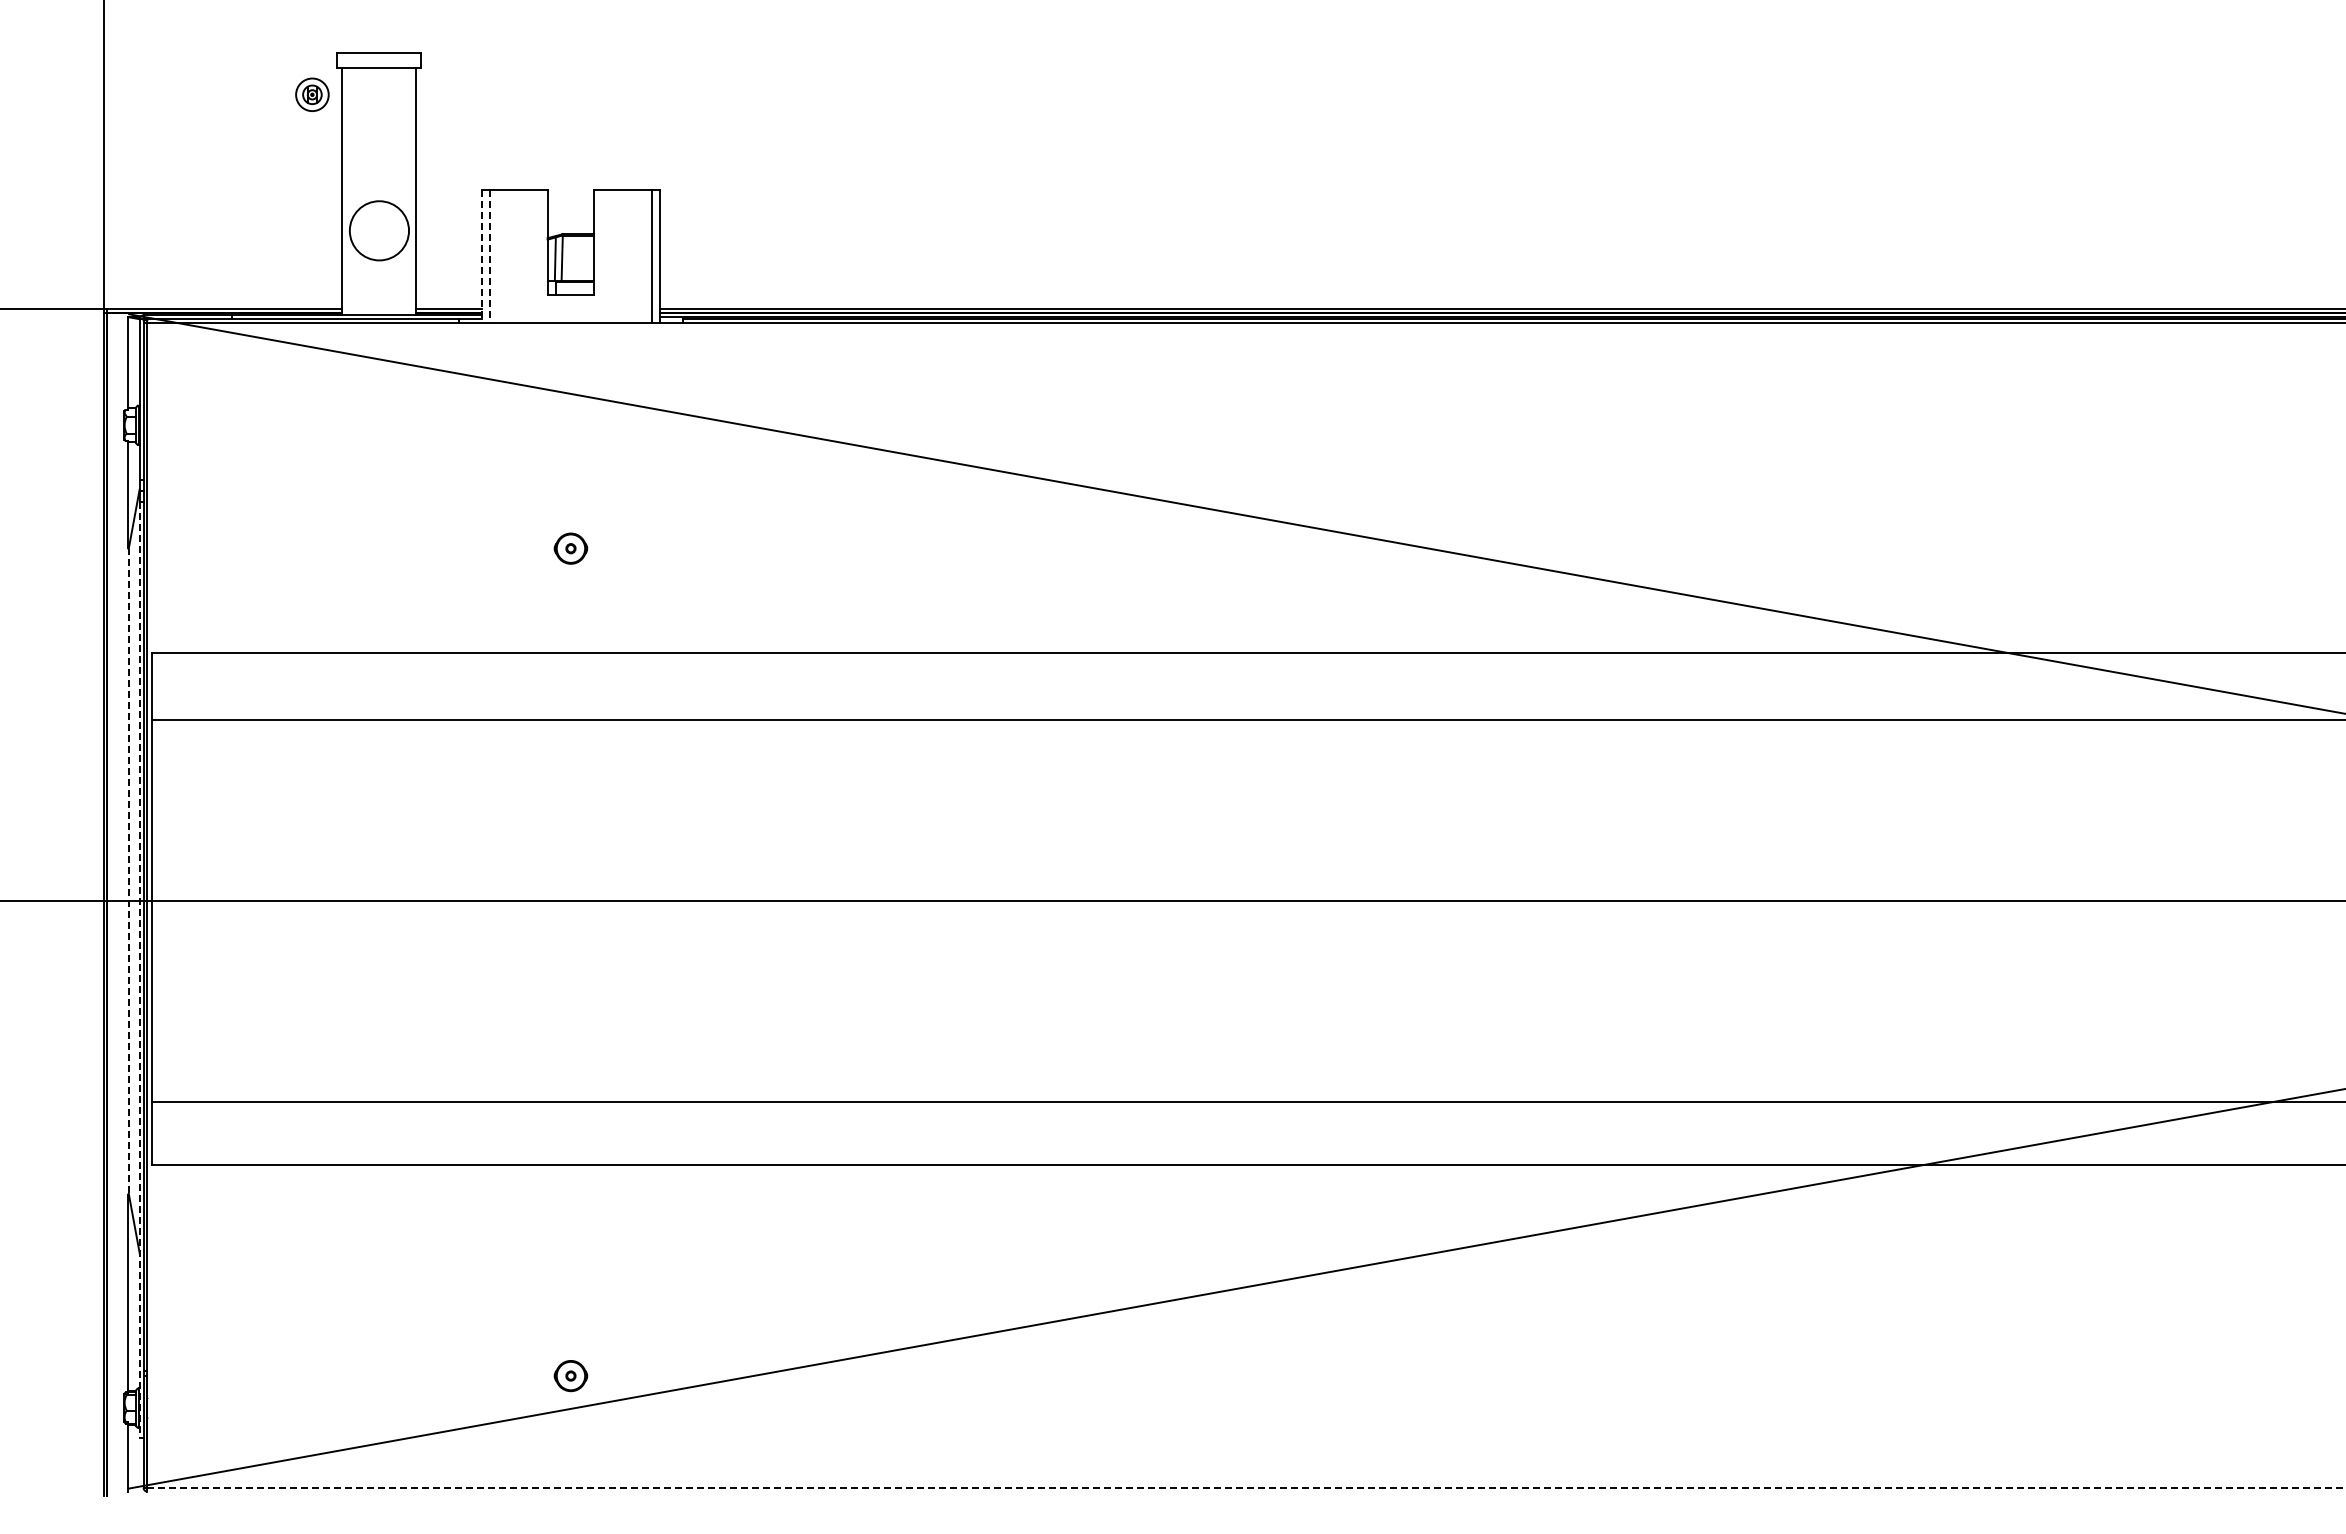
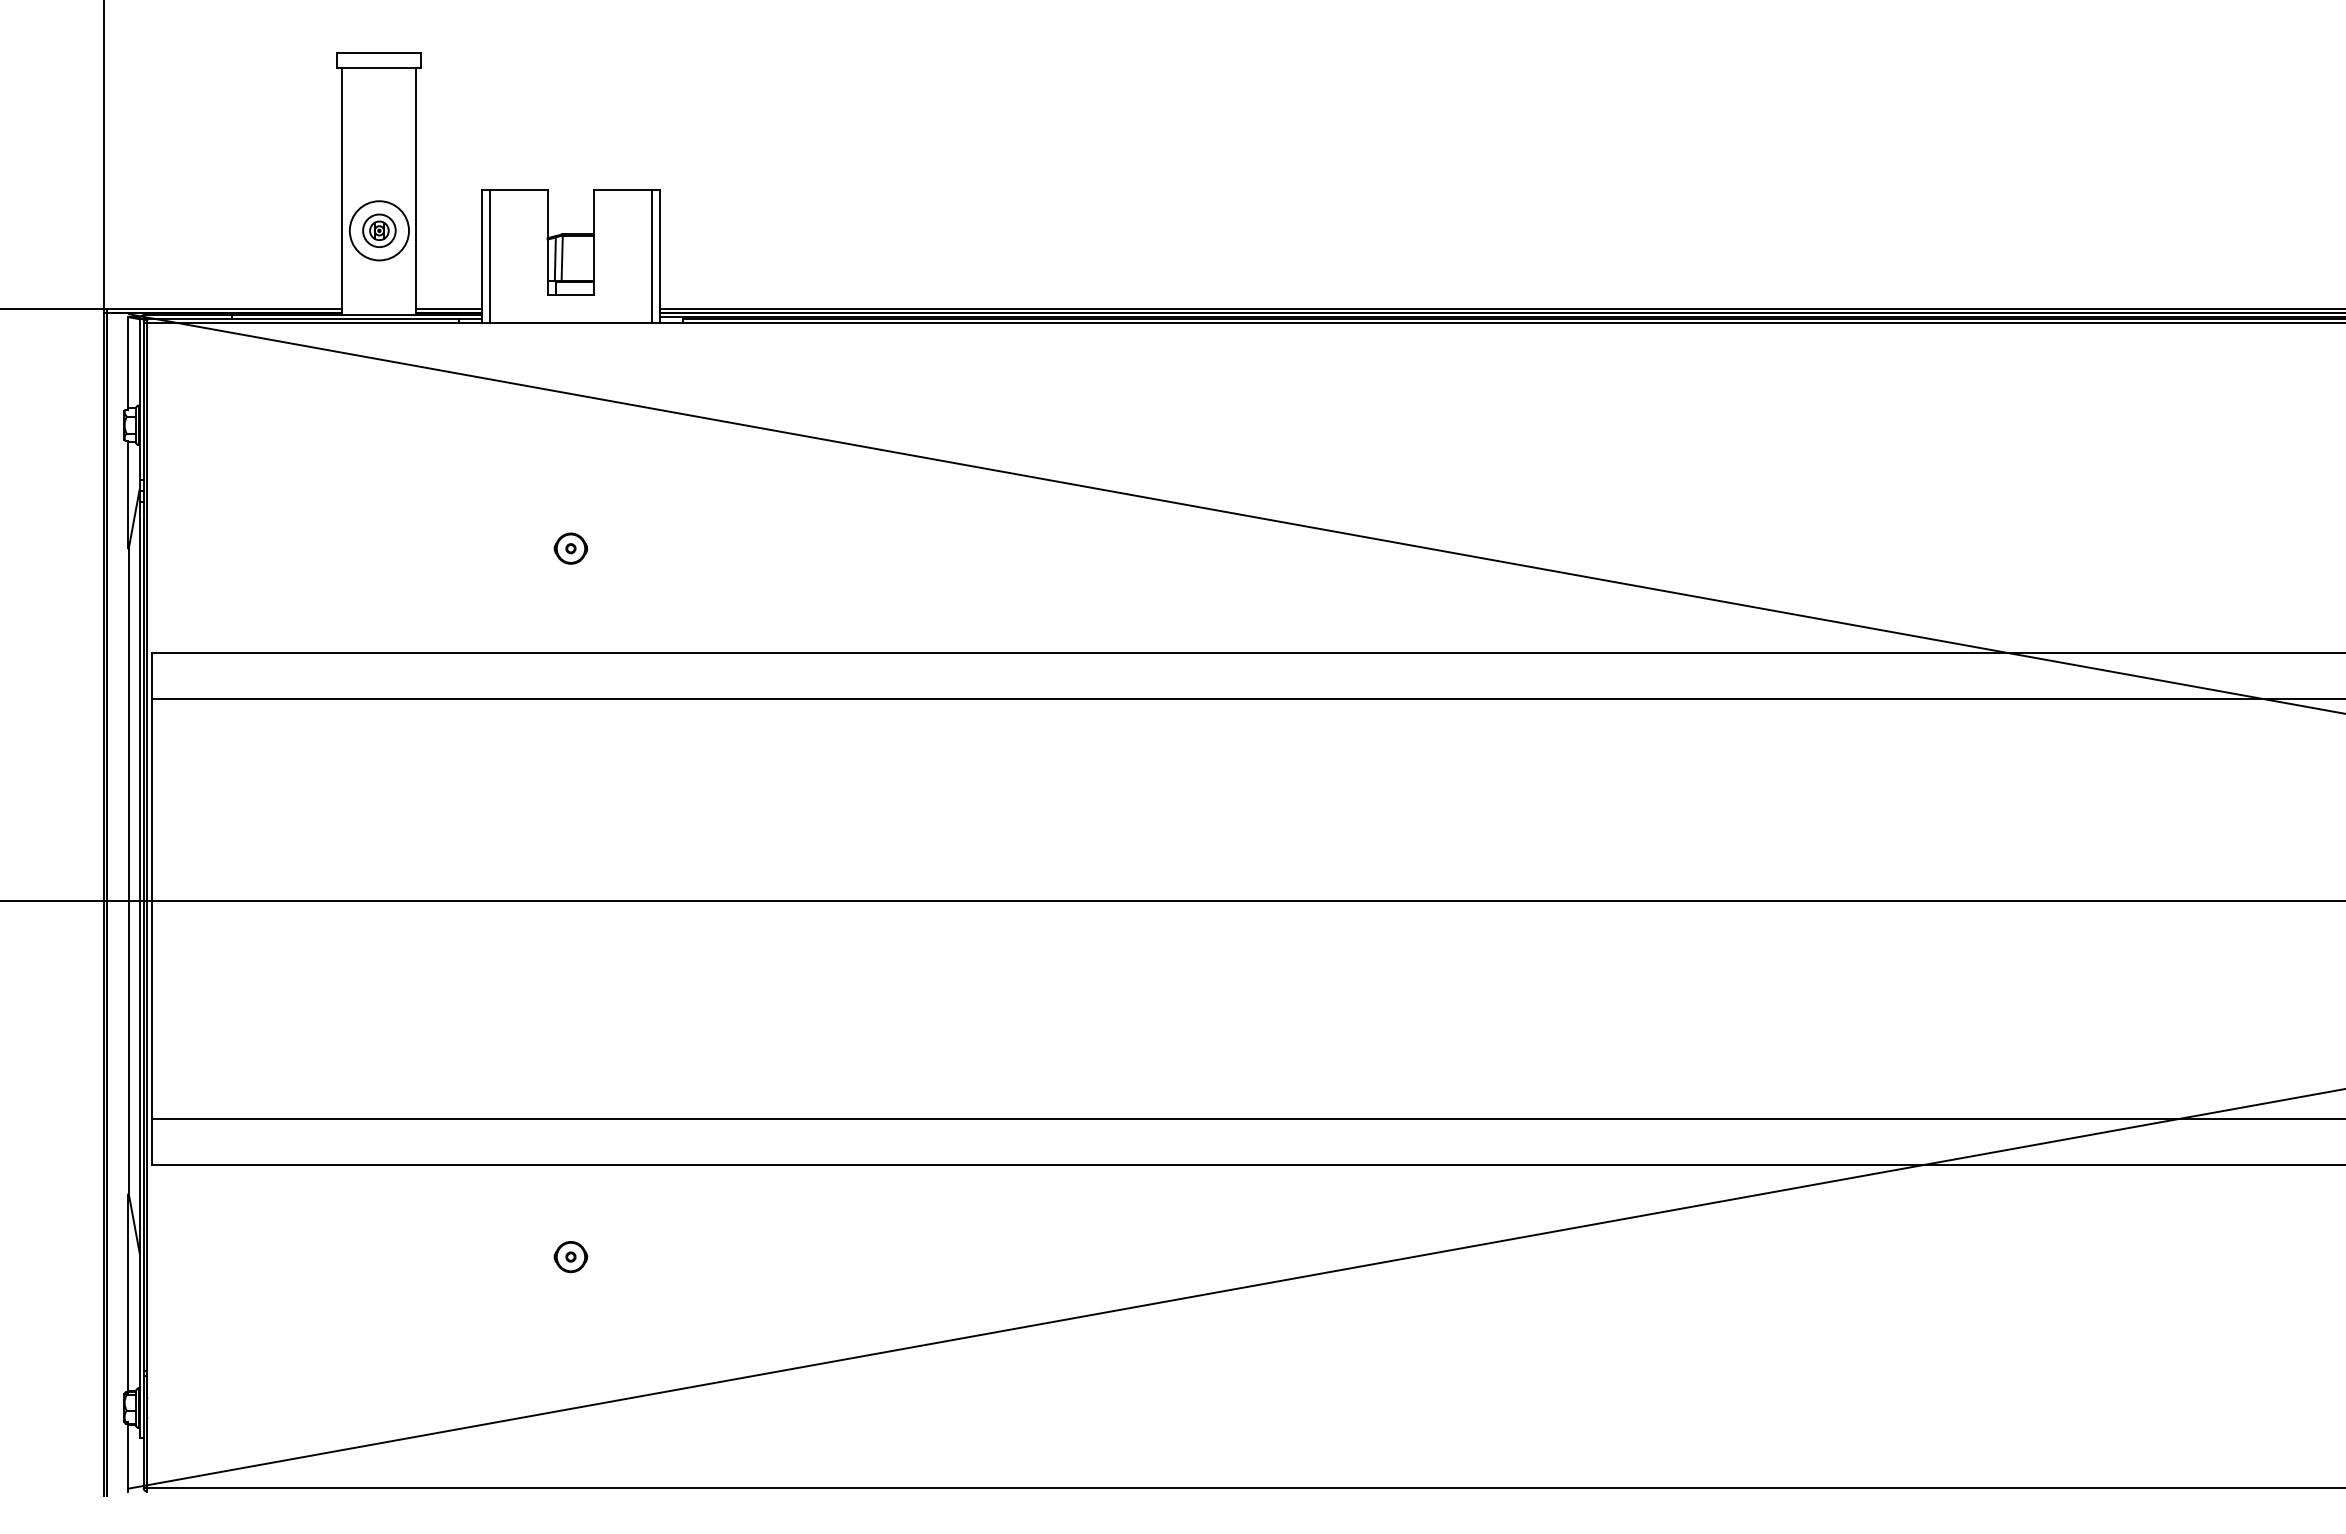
part position: (312, 94) -> (379, 230) (379, 230)
line: dashed -> solid (482, 256)
line: dashed -> solid (489, 256)
line position: (1246, 720) -> (1246, 699) (1246, 699)
line: dashed -> solid (128, 871)
line: dashed -> solid (139, 969)
line position: (1246, 1101) -> (1246, 1118) (1246, 1118)
part position: (570, 1376) -> (570, 1257) (570, 1257)
line: dashed -> solid (1246, 1487)
